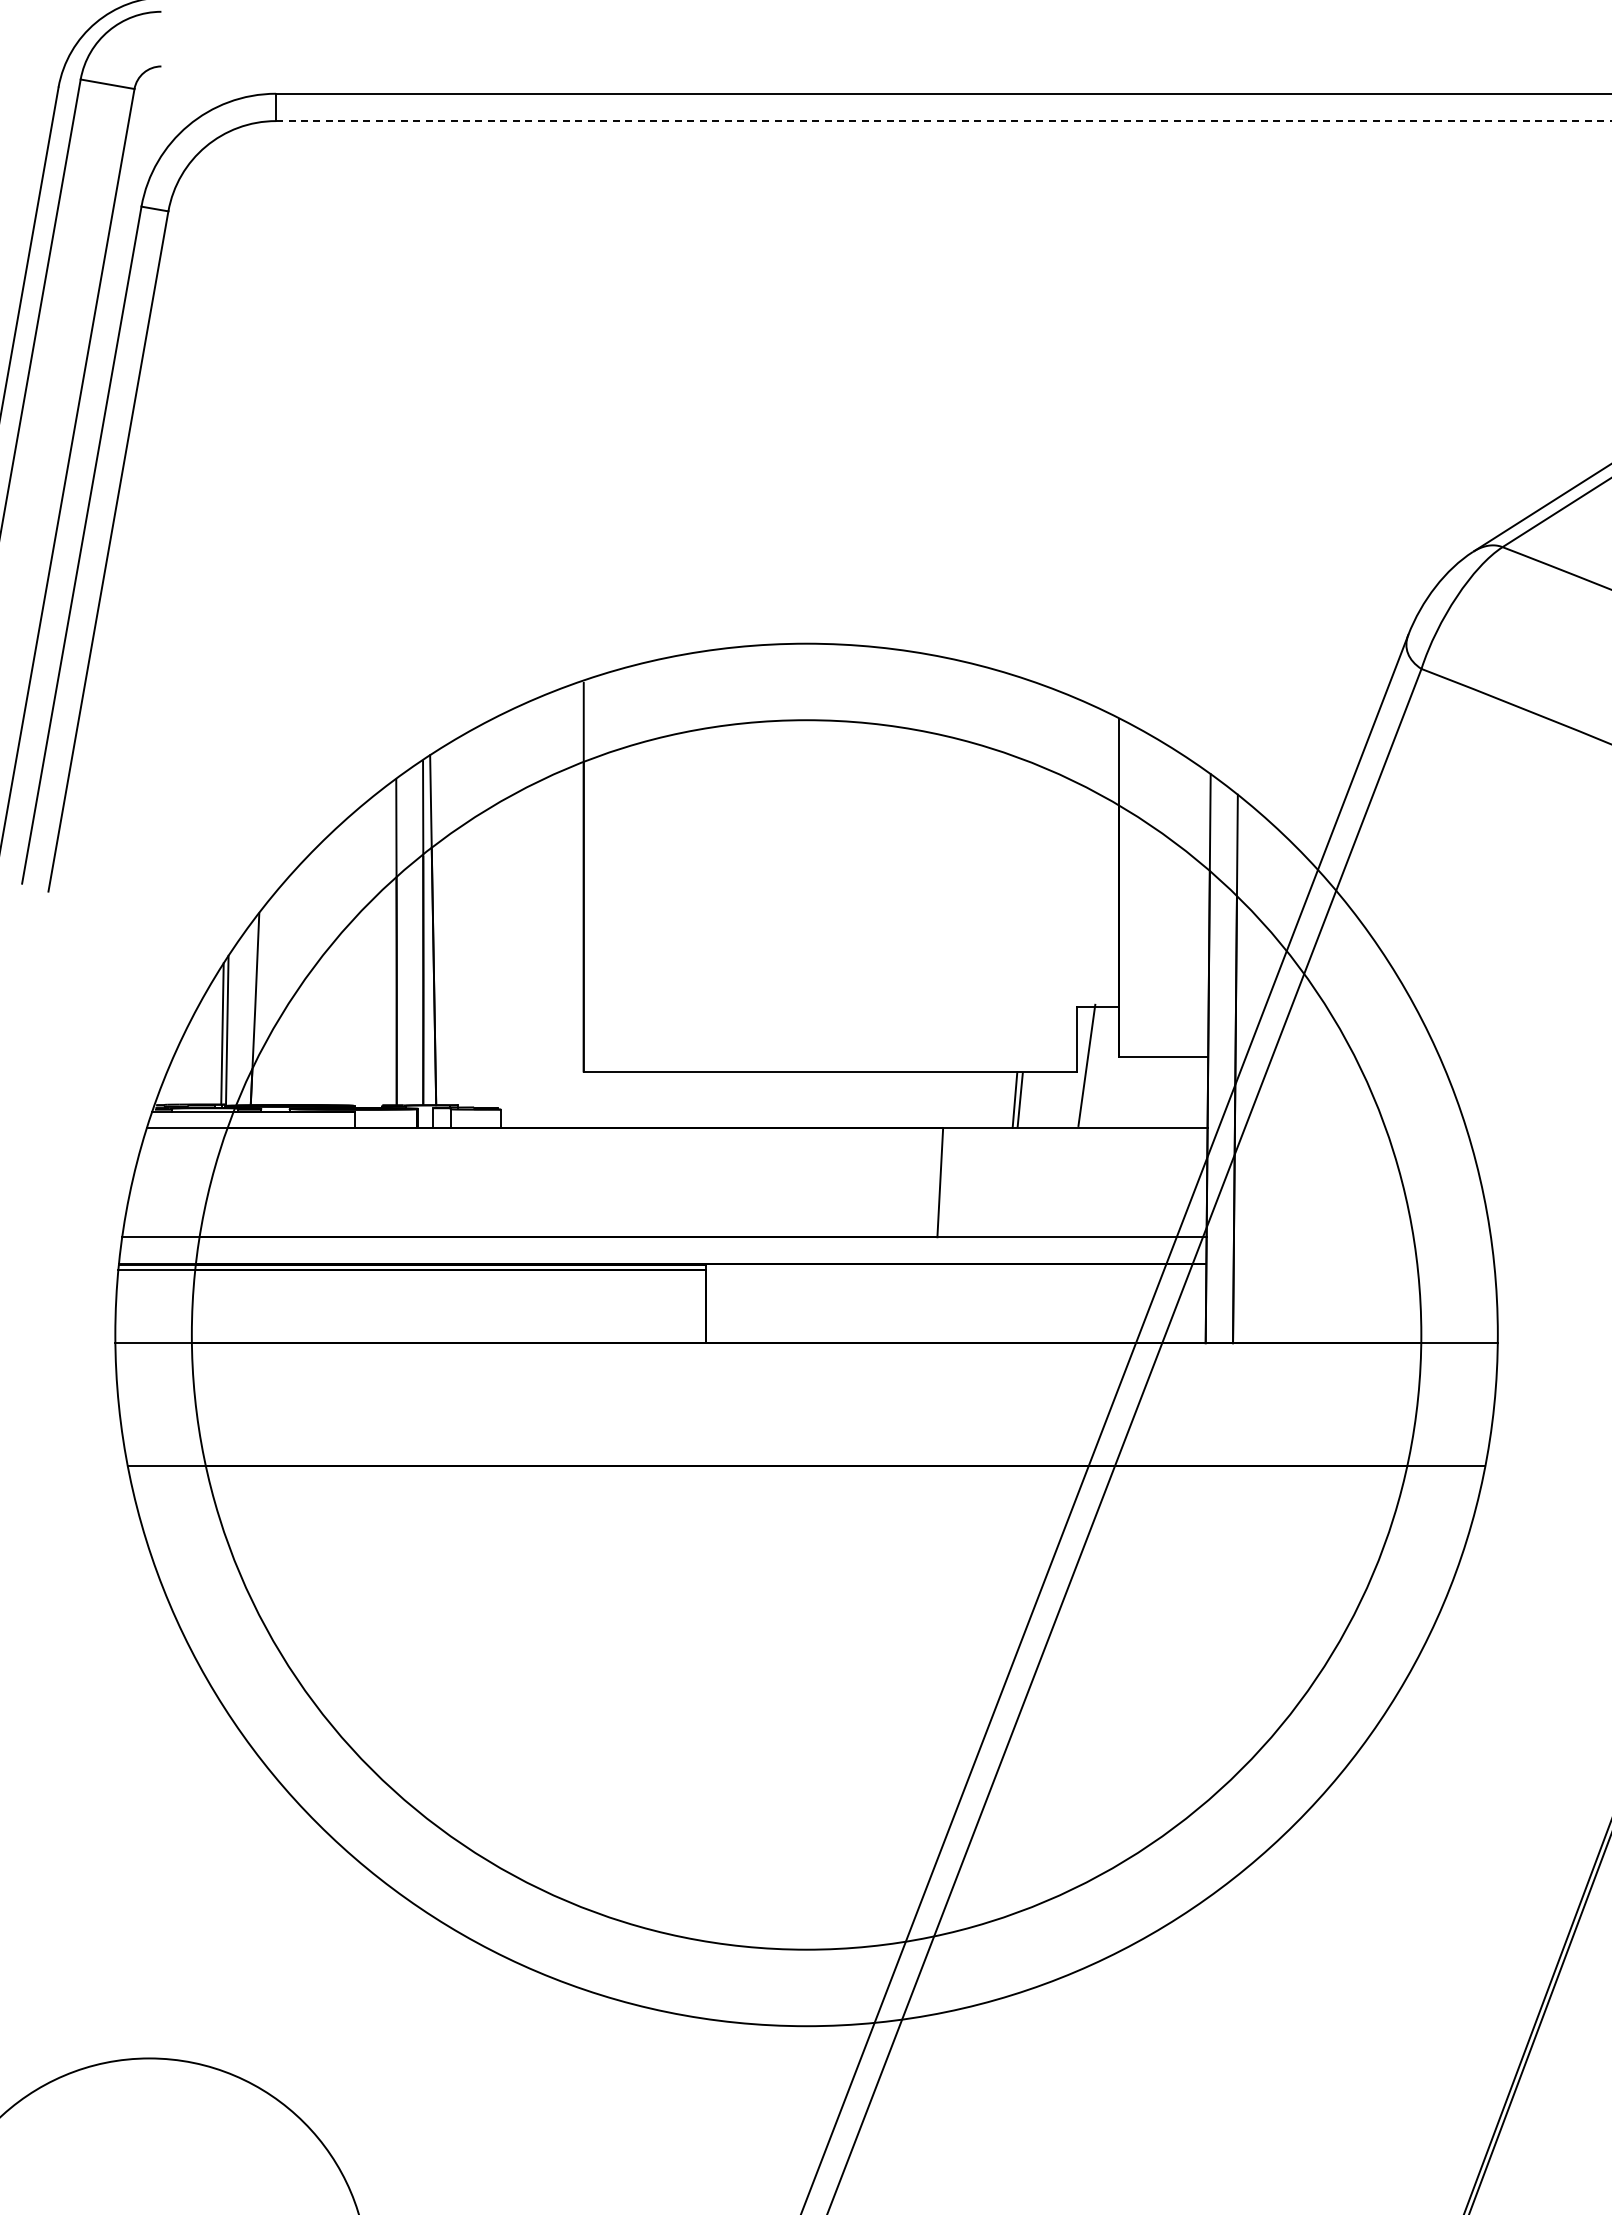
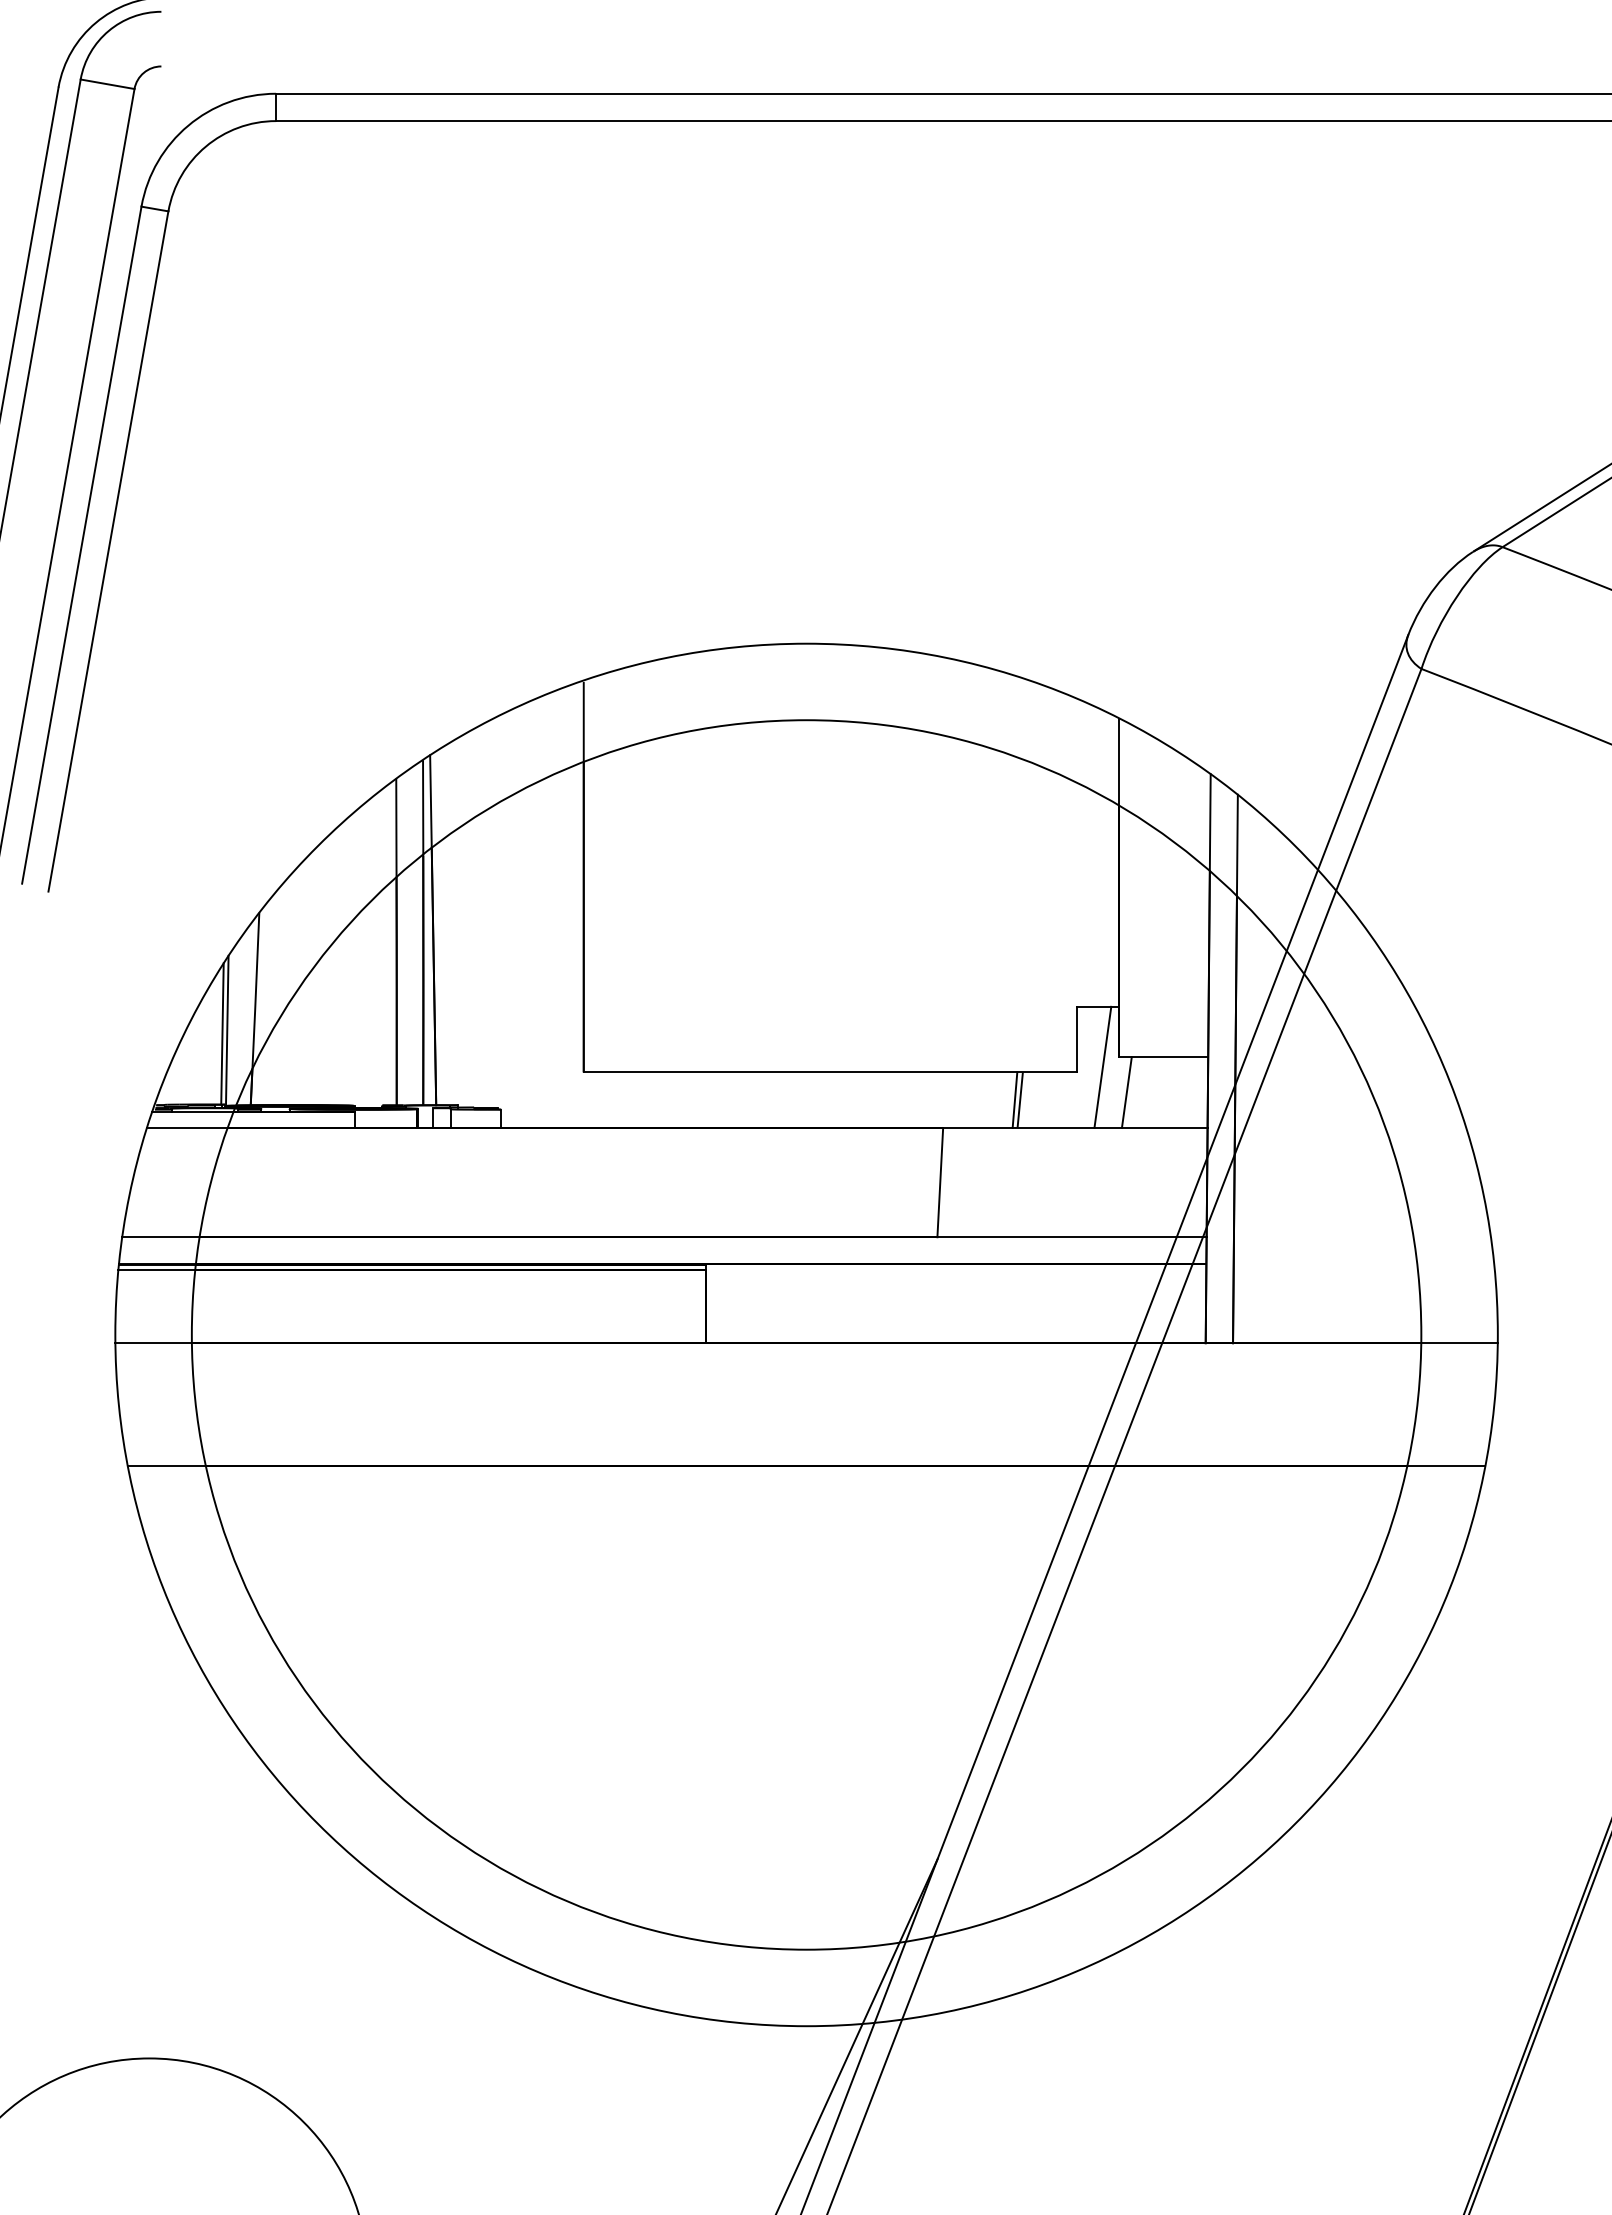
line: dashed -> solid (944, 121)
line position: (1086, 1064) -> (1102, 1066) (1102, 1066)
line: none -> present (1126, 1092)
line: none -> present (857, 2034)
